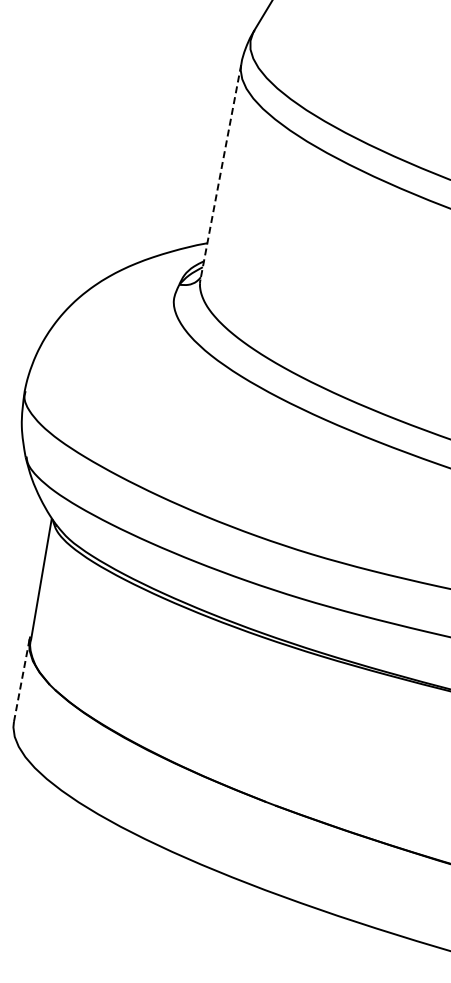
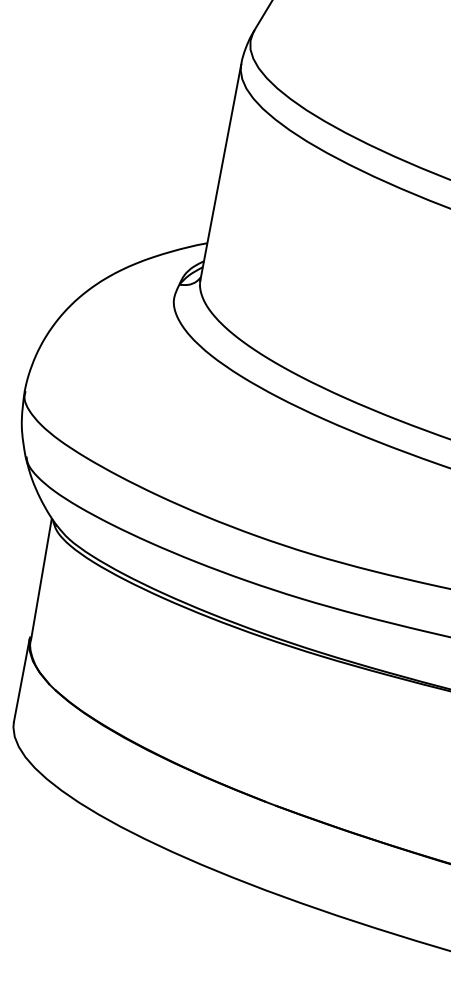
line: dashed -> solid (220, 172)
line: dashed -> solid (21, 680)
